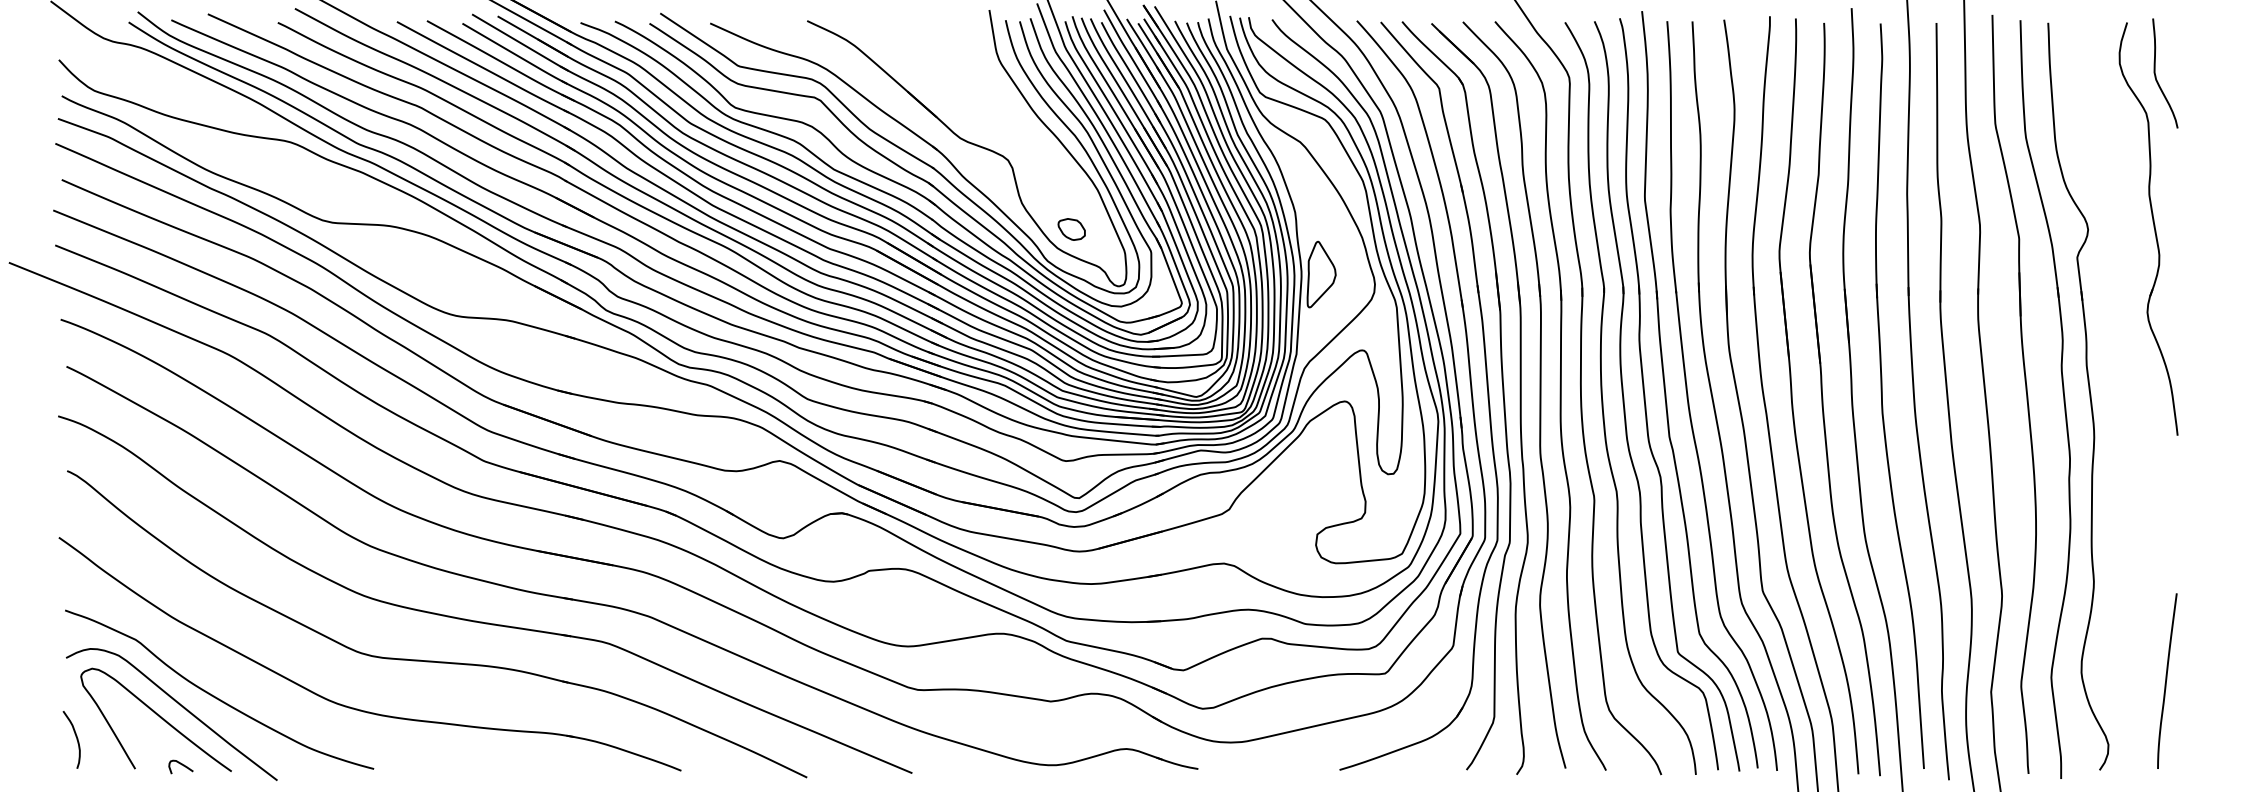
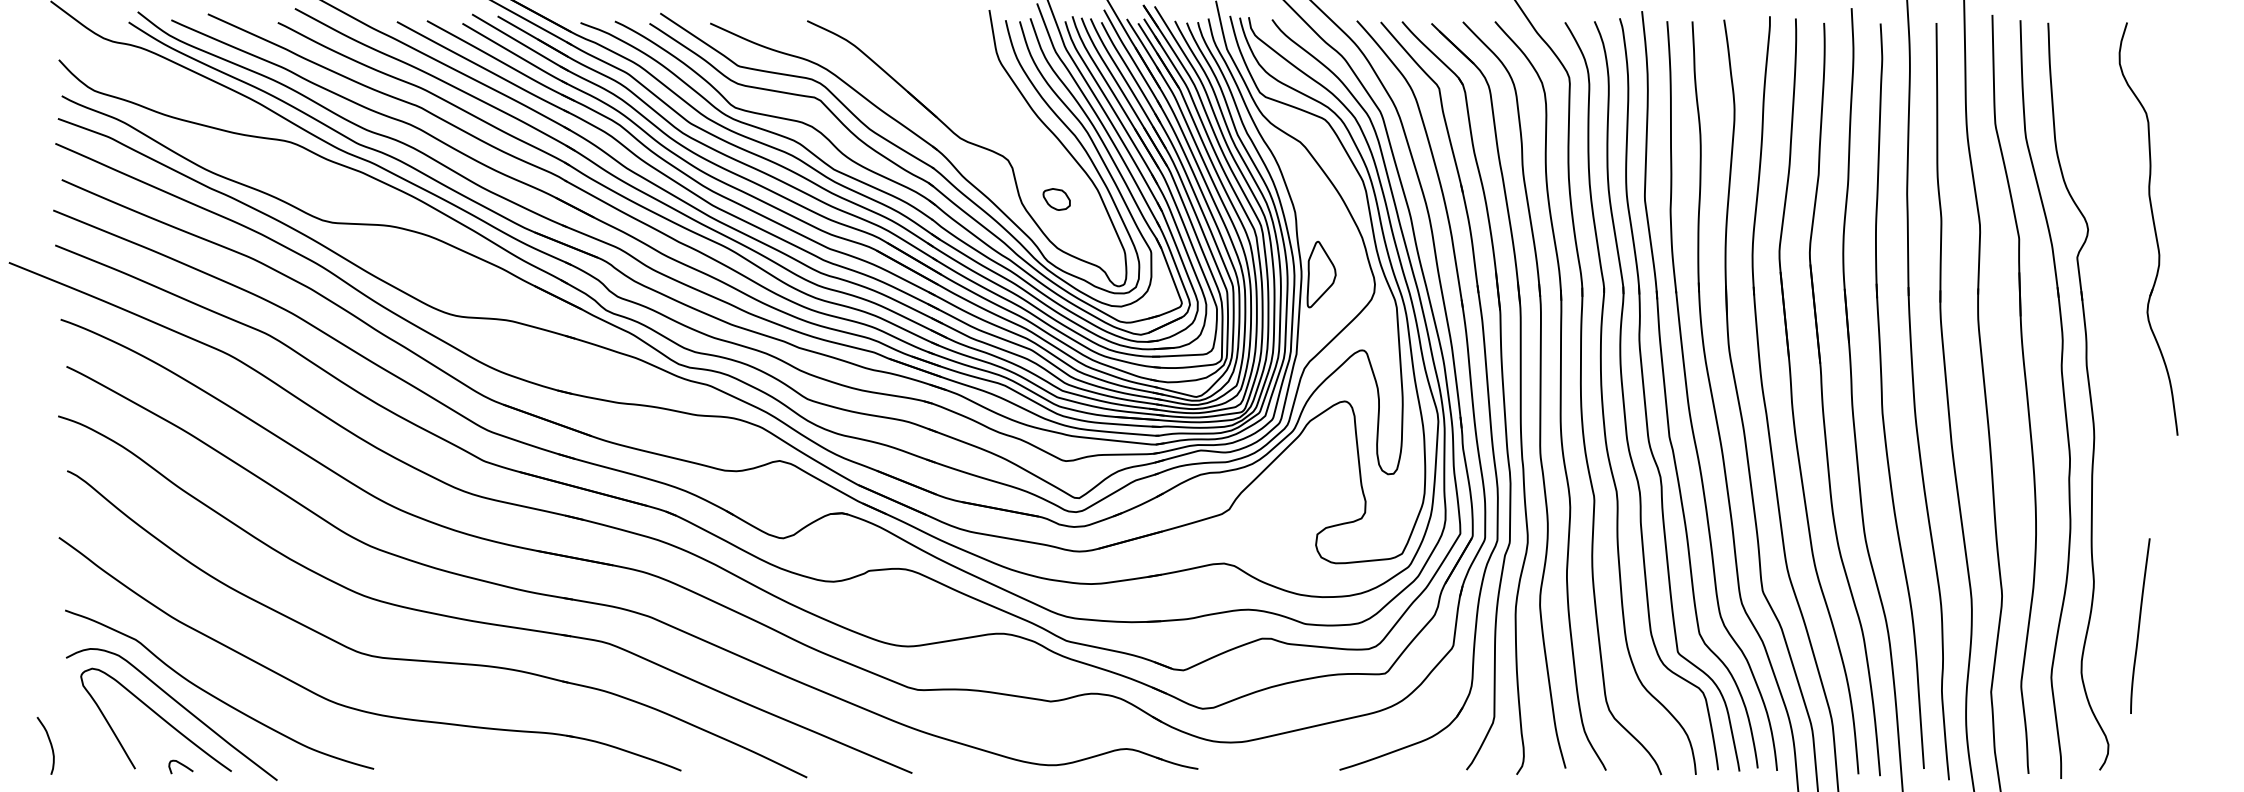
curve: present -> none (2156, 75)
part position: (1071, 229) -> (1056, 199) (1056, 199)
curve position: (2167, 679) -> (2140, 624) (2140, 624)
curve position: (75, 736) -> (49, 742) (49, 742)
